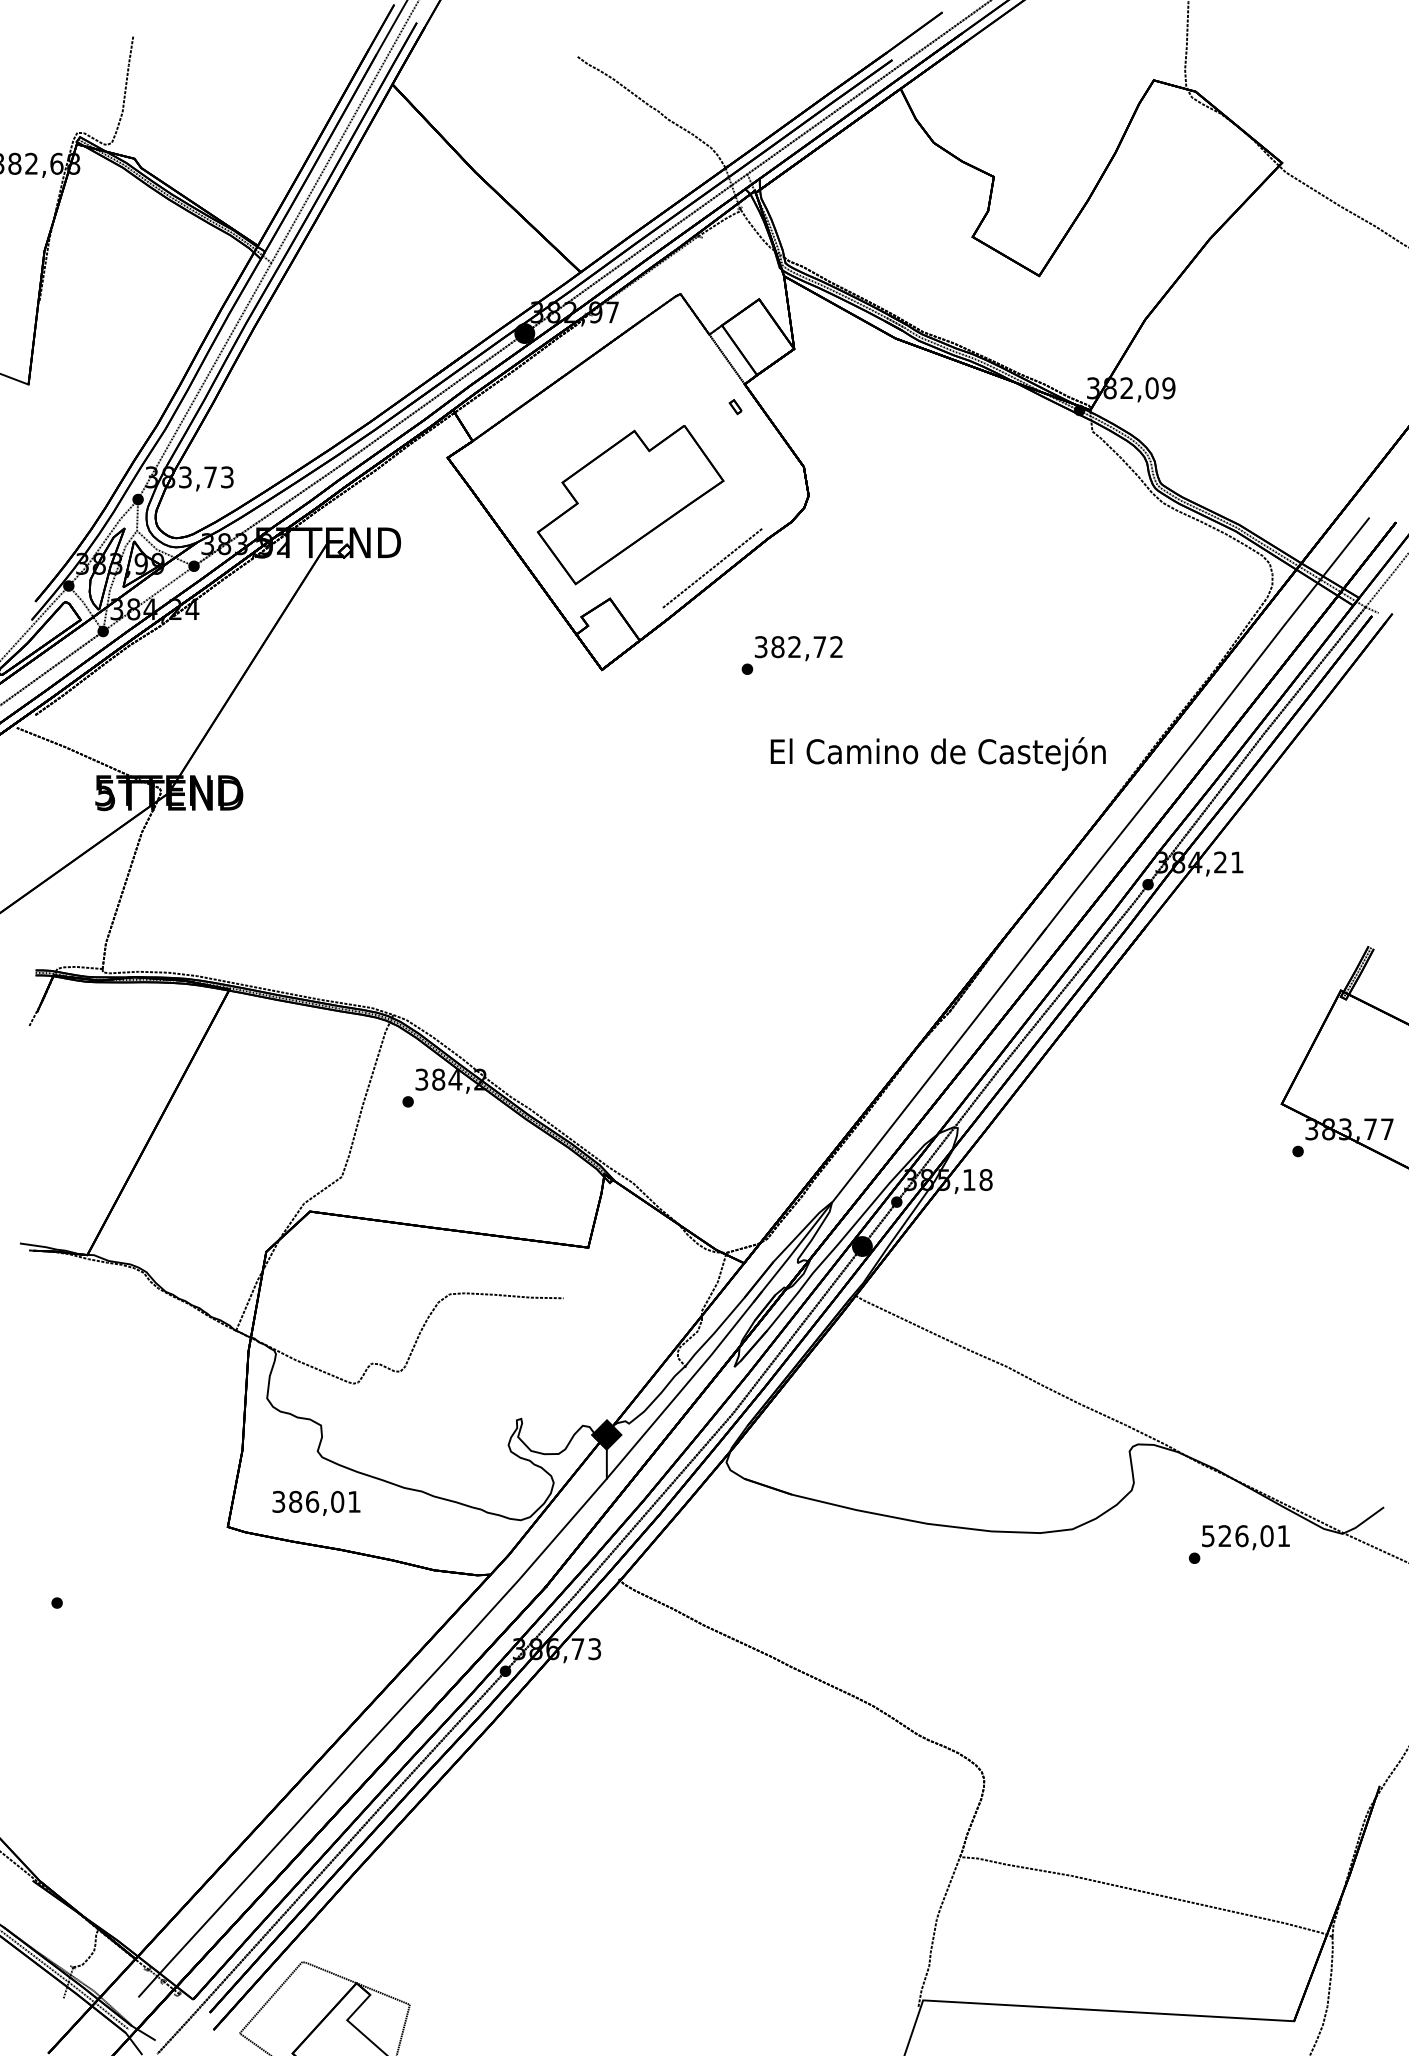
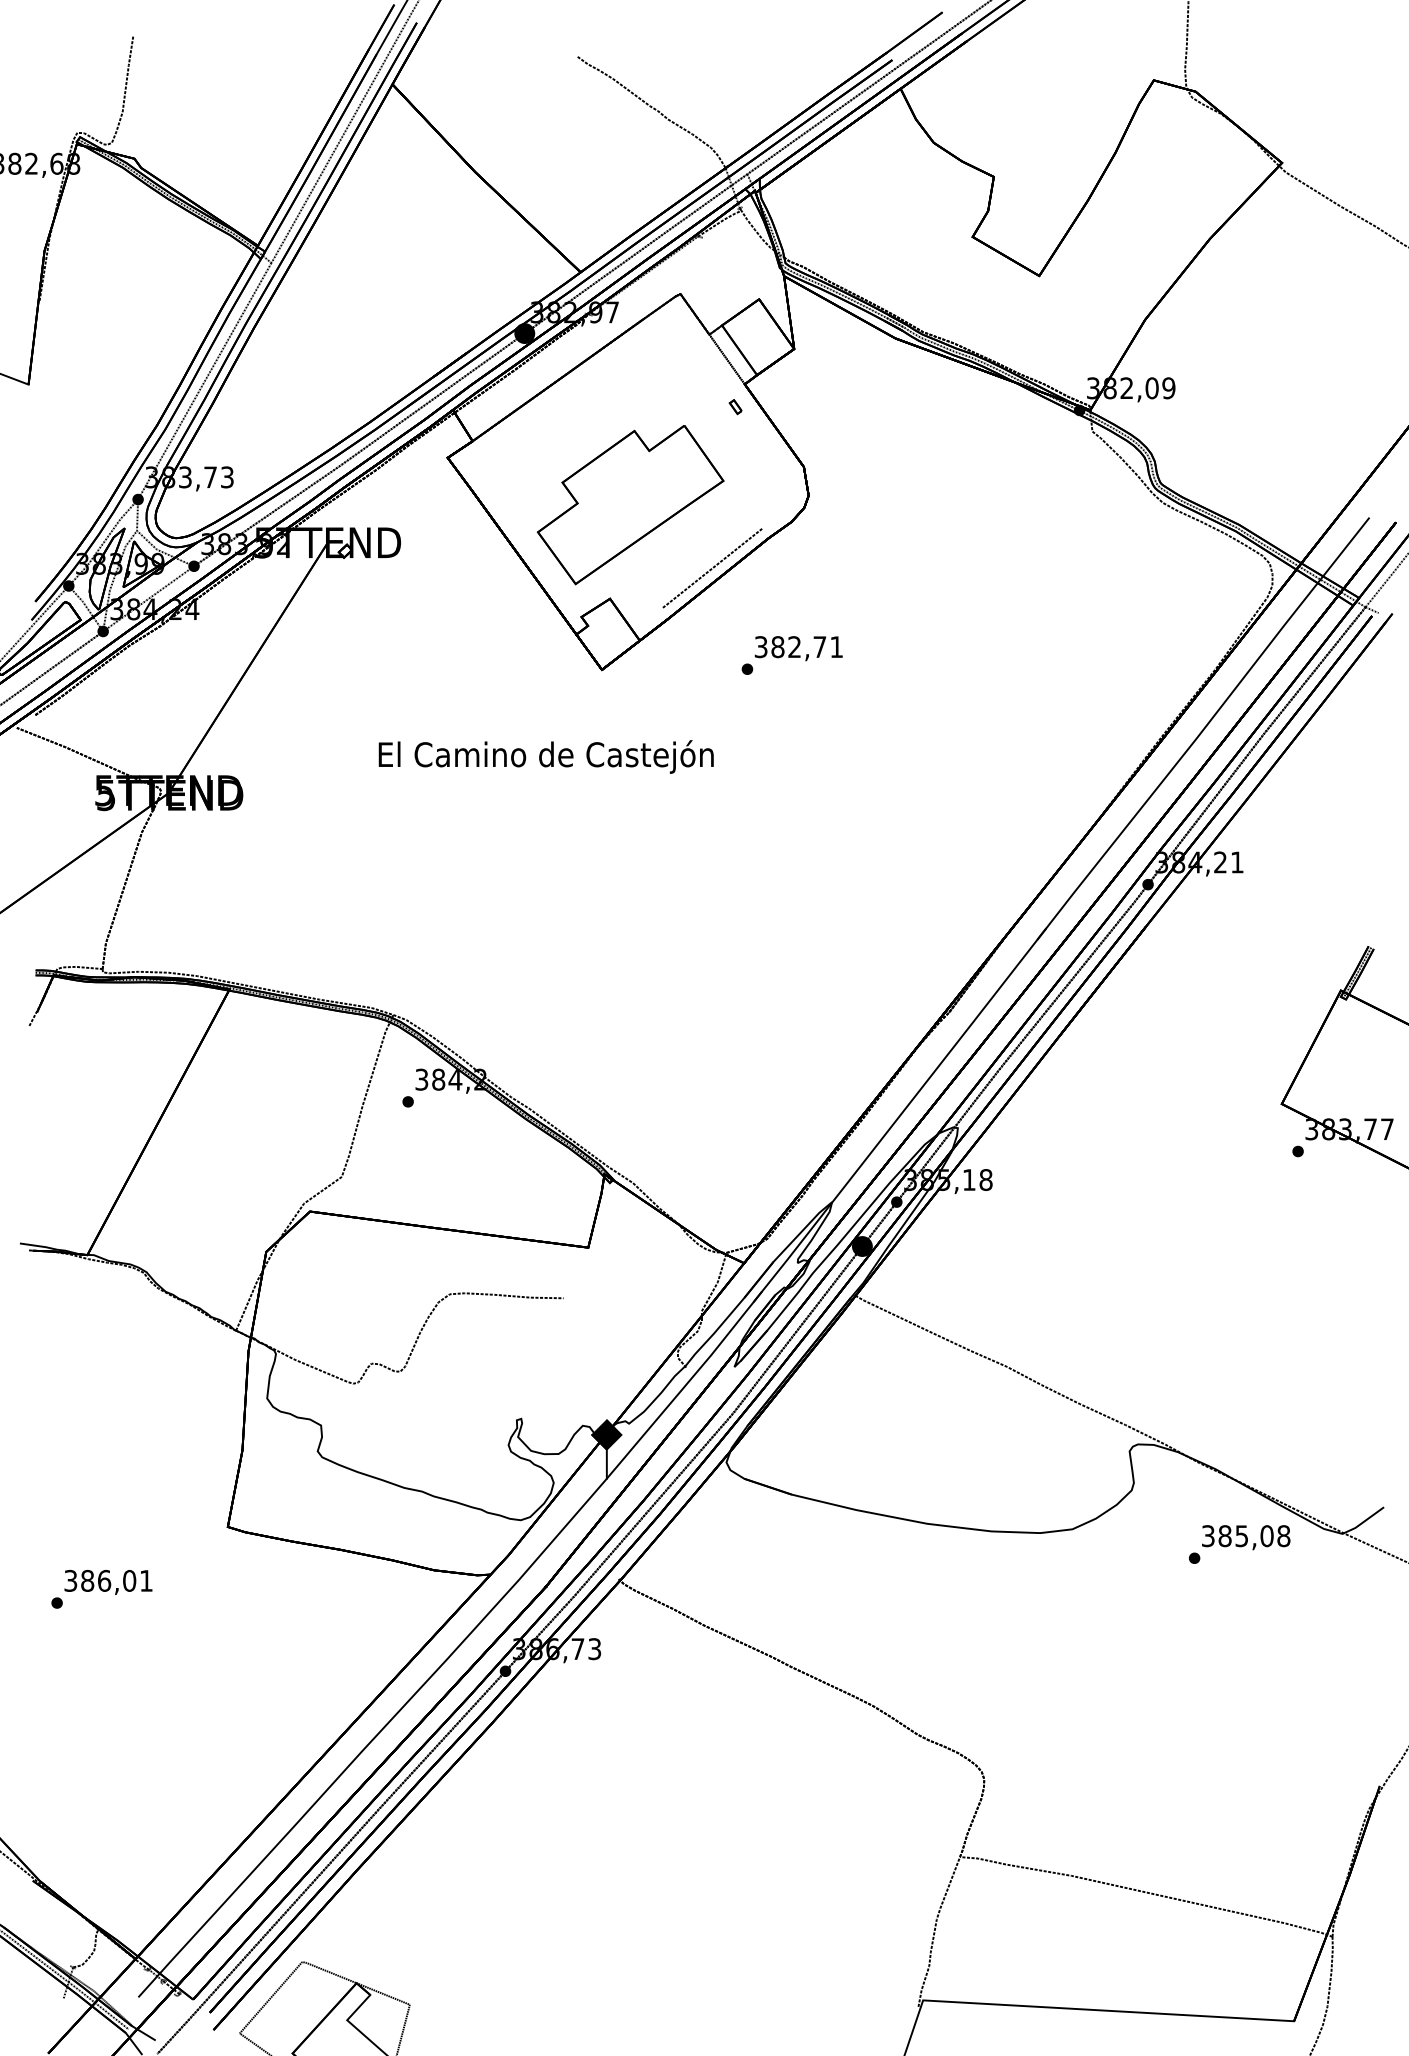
text: 382,72 -> 382,71 (836, 646)
text position: (937, 753) -> (545, 756) (545, 756)
text position: (316, 1502) -> (108, 1581) (108, 1581)
text: 526,01 -> 385,08 (1246, 1536)
